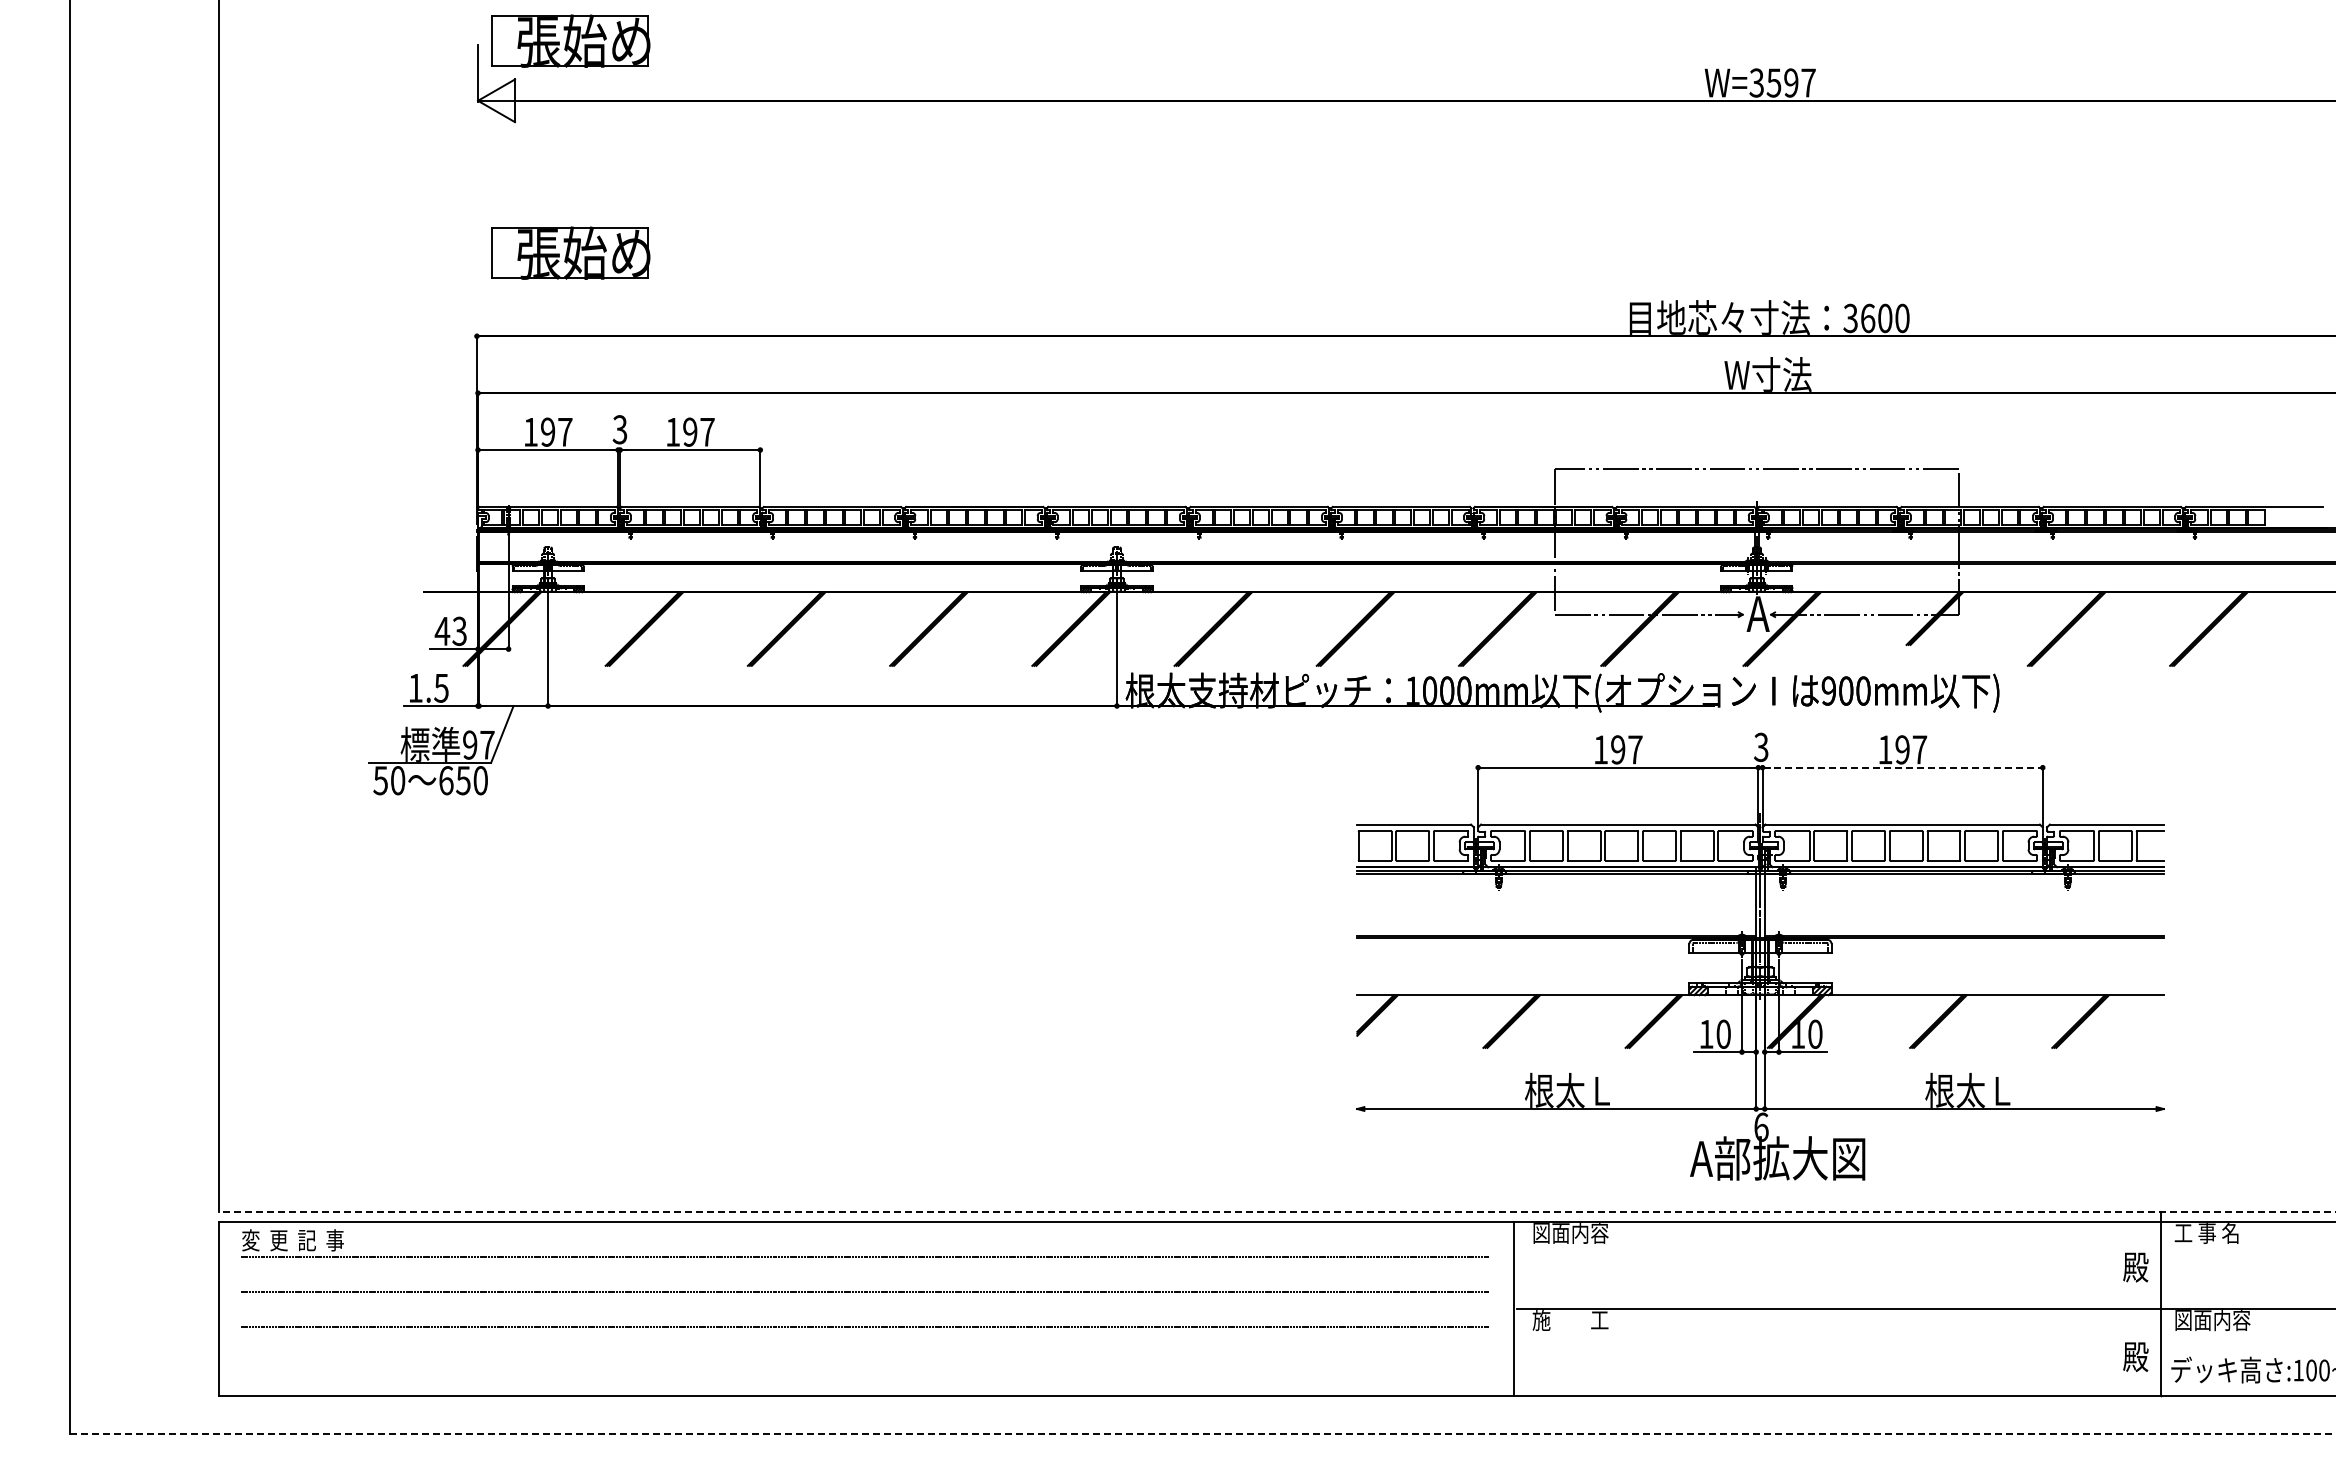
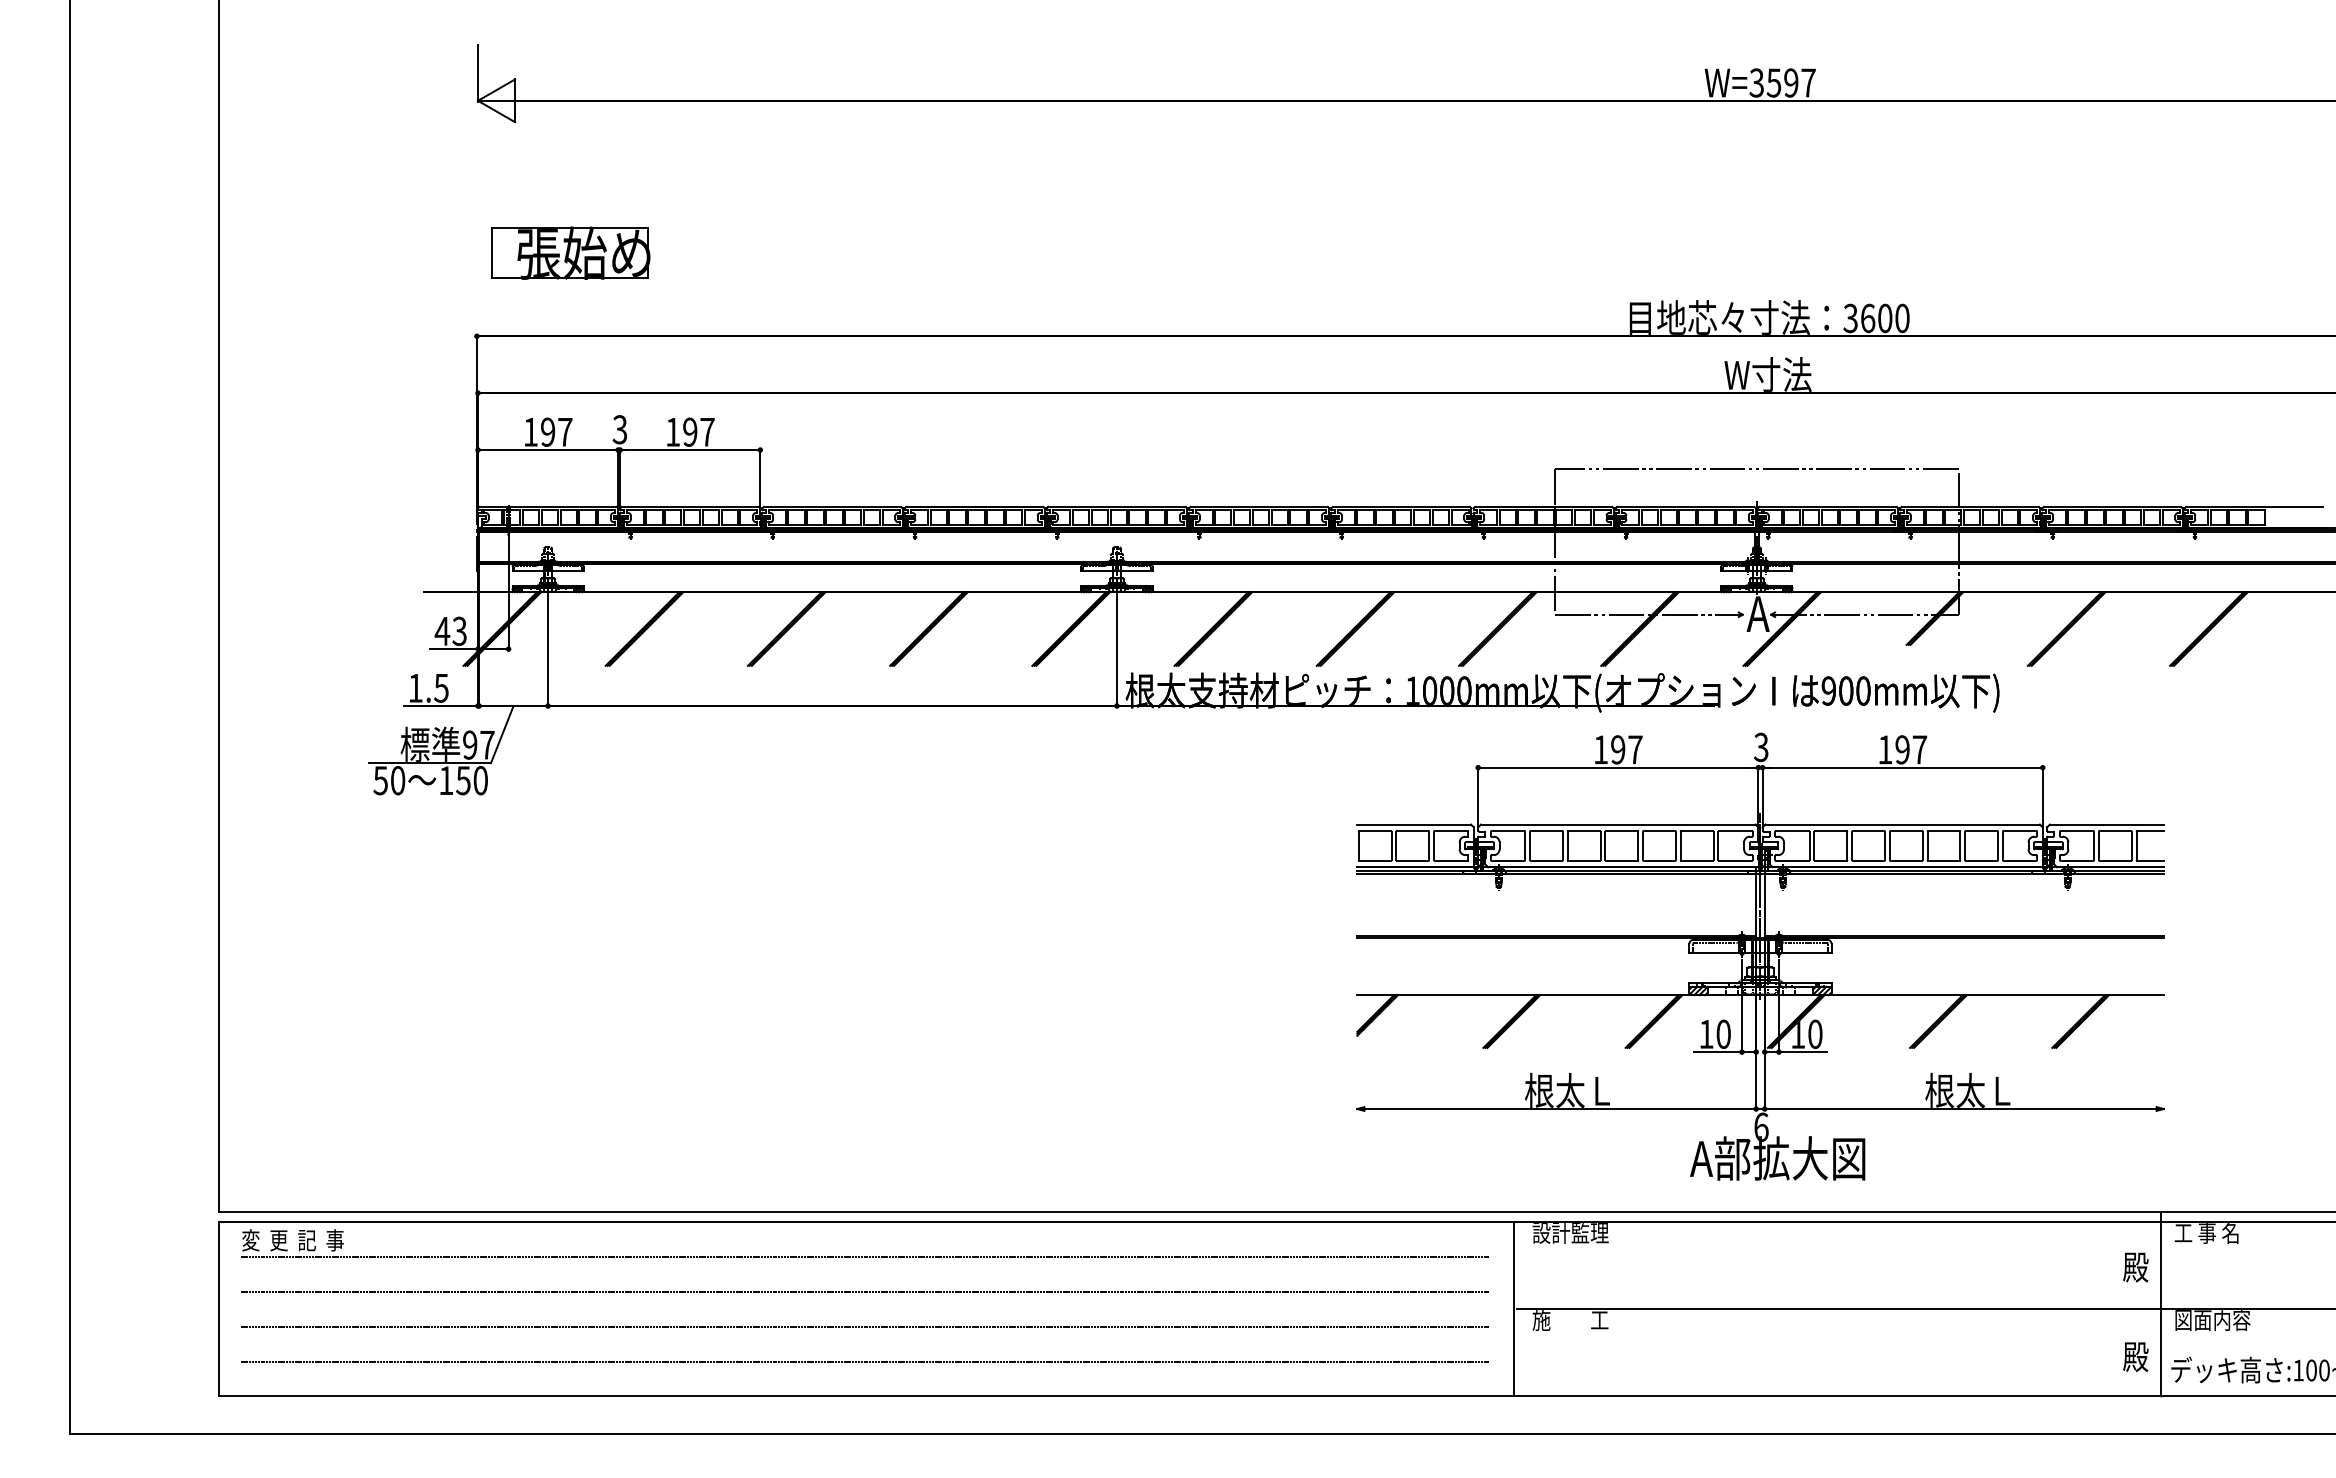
part: present -> none (570, 40)
line: dashed -> solid (1903, 767)
text: 650 -> 150 (446, 780)
line: dashed -> solid (1277, 1212)
text: 図面内容 -> 設計監理 (1570, 1233)
line: none -> present (864, 1361)
line: dashed -> solid (1203, 1433)
